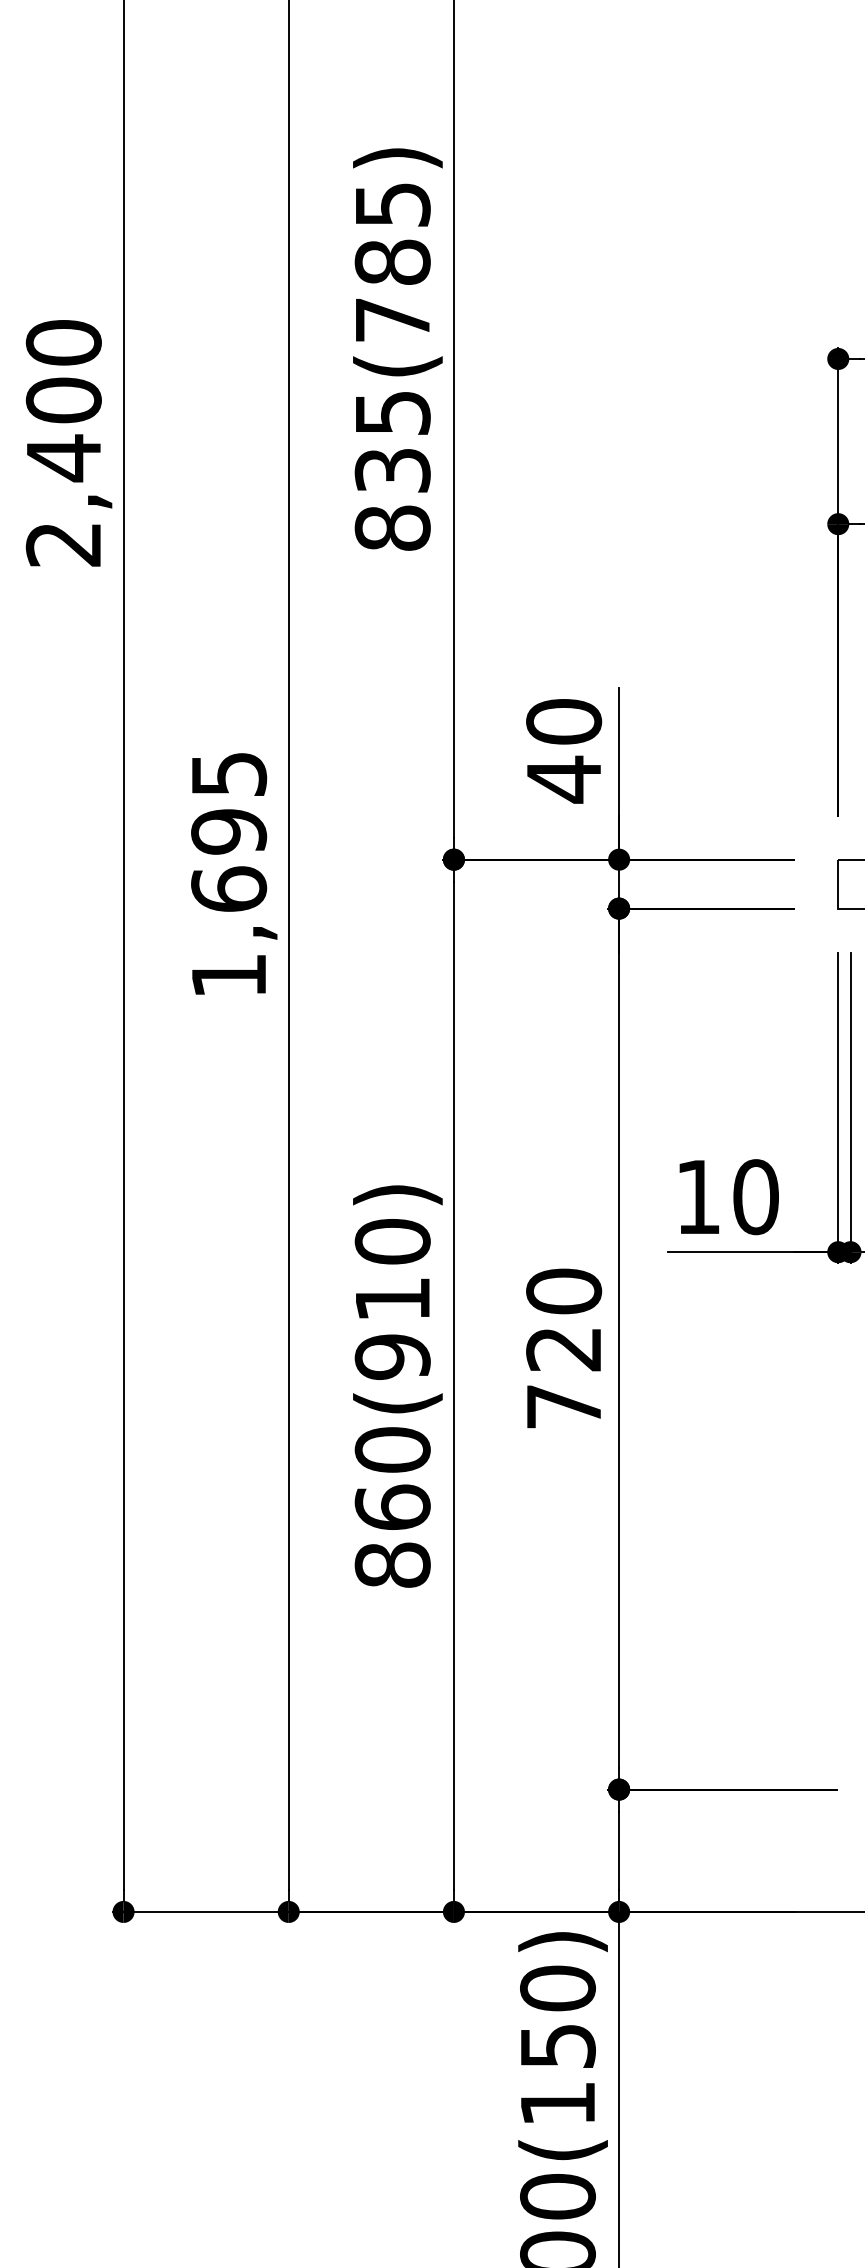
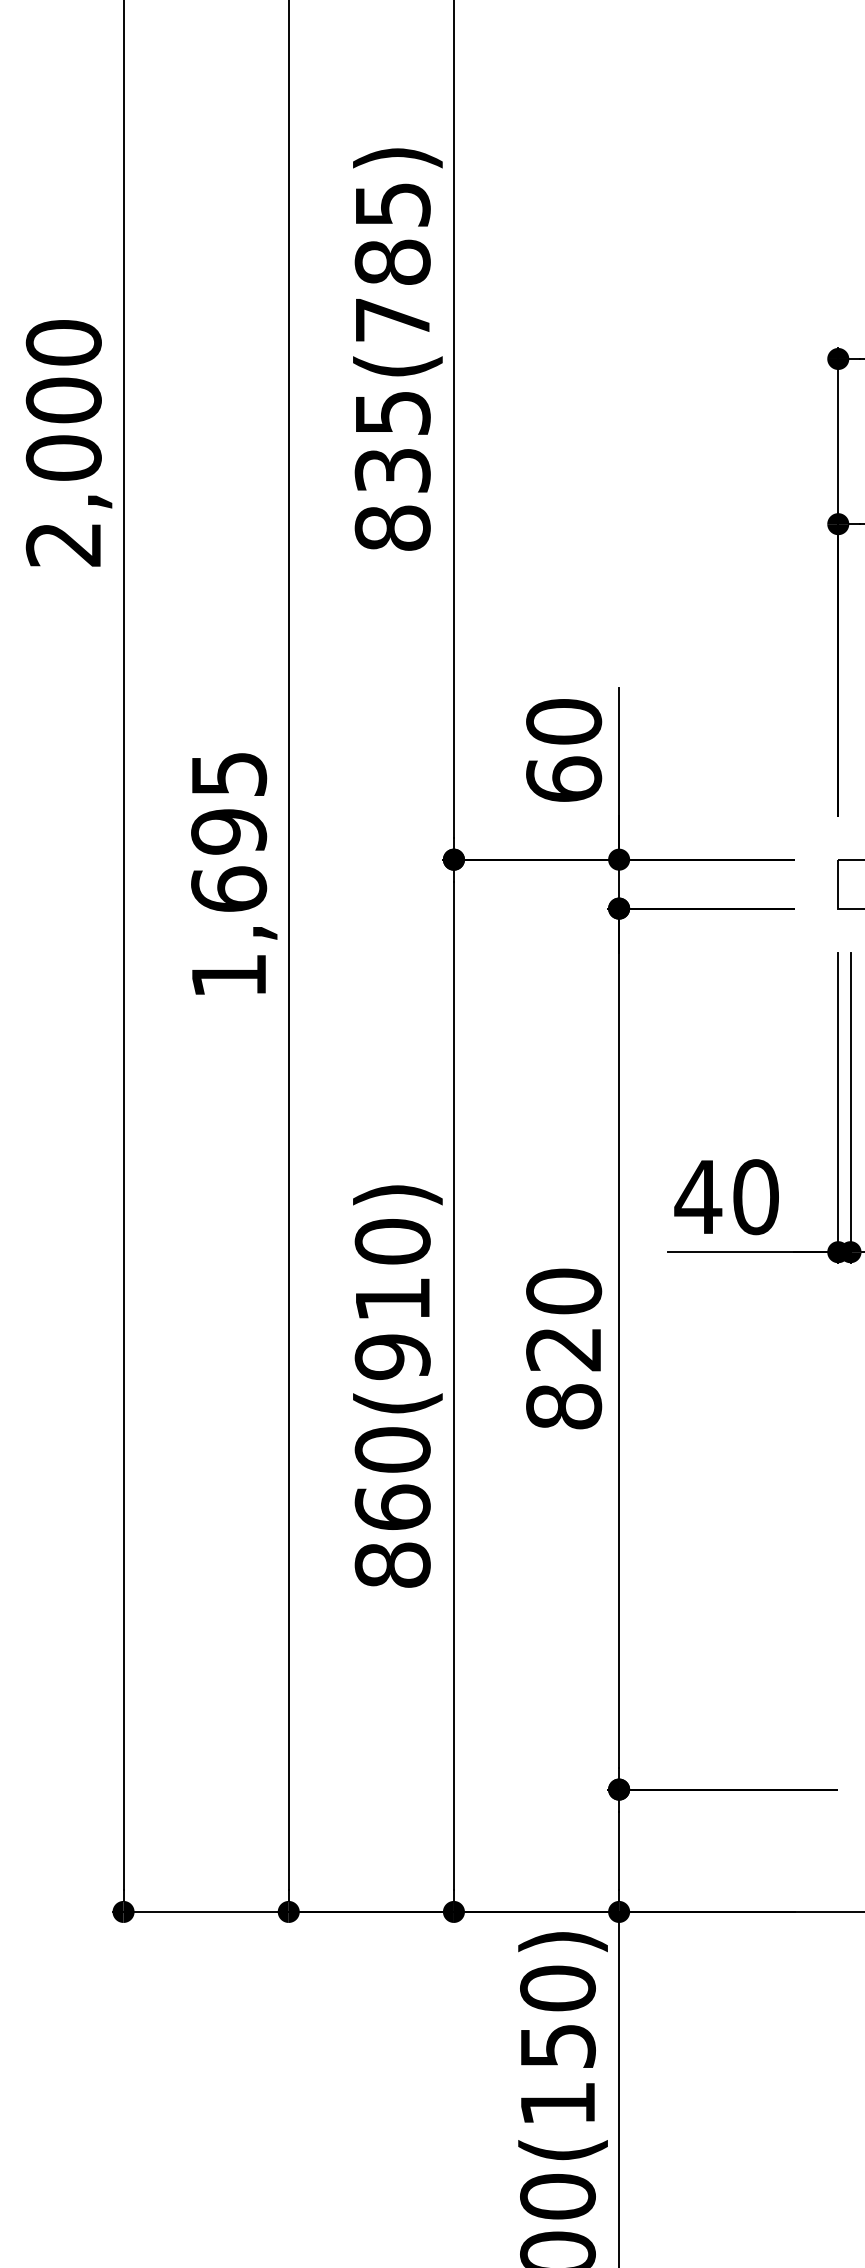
text: 2,400 -> 2,000 (63, 458)
text: 40 -> 60 (564, 779)
text: 10 -> 40 (698, 1196)
text: 720 -> 820 (564, 1406)
